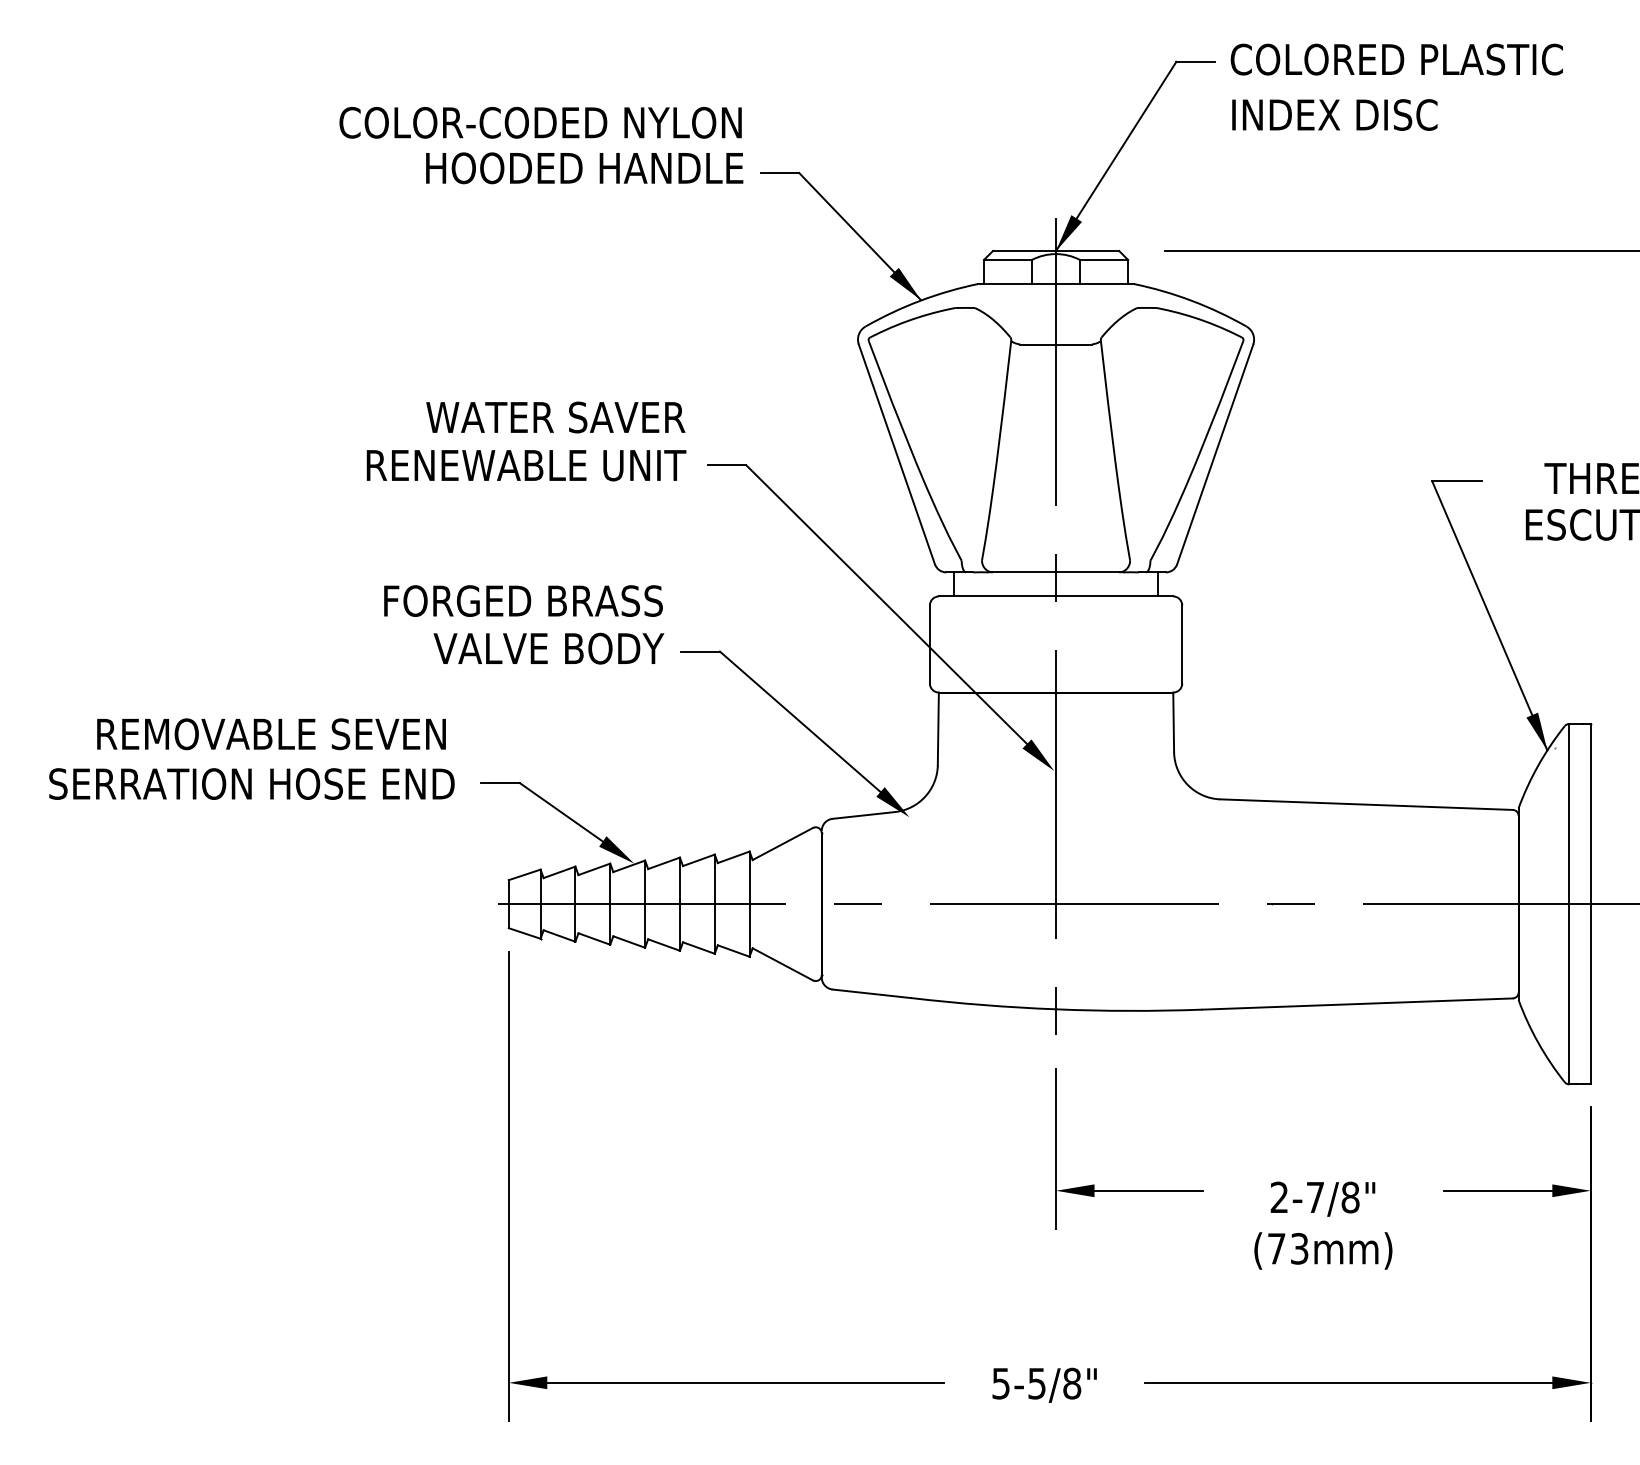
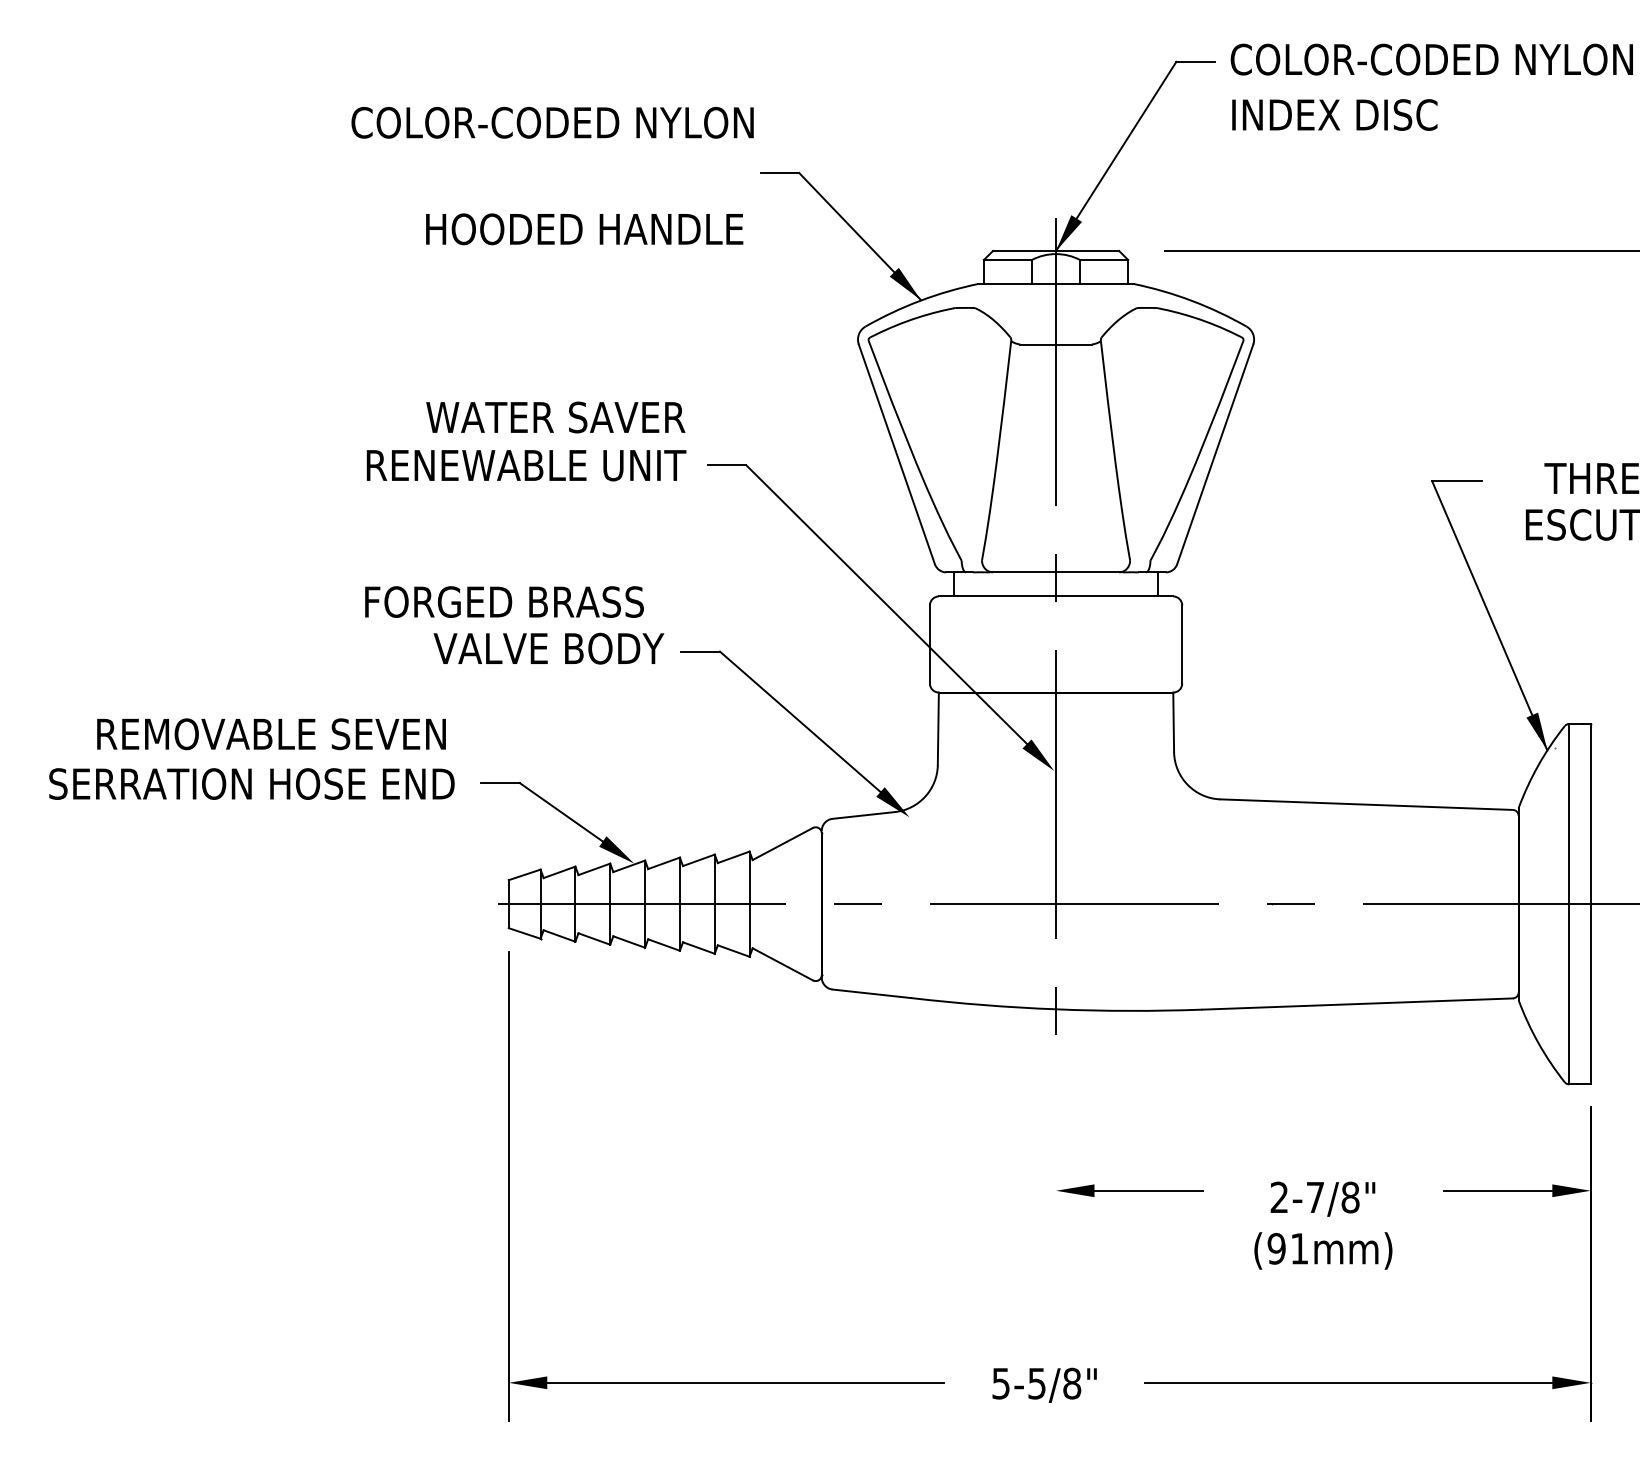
text: COLORED PLASTIC -> COLOR-CODED NYLON (1494, 59)
text position: (540, 122) -> (552, 122) (552, 122)
text position: (584, 168) -> (584, 229) (584, 229)
text position: (523, 600) -> (504, 601) (504, 601)
line: present -> none (1056, 1148)
text: (73mm) -> (91mm) (1287, 1248)
